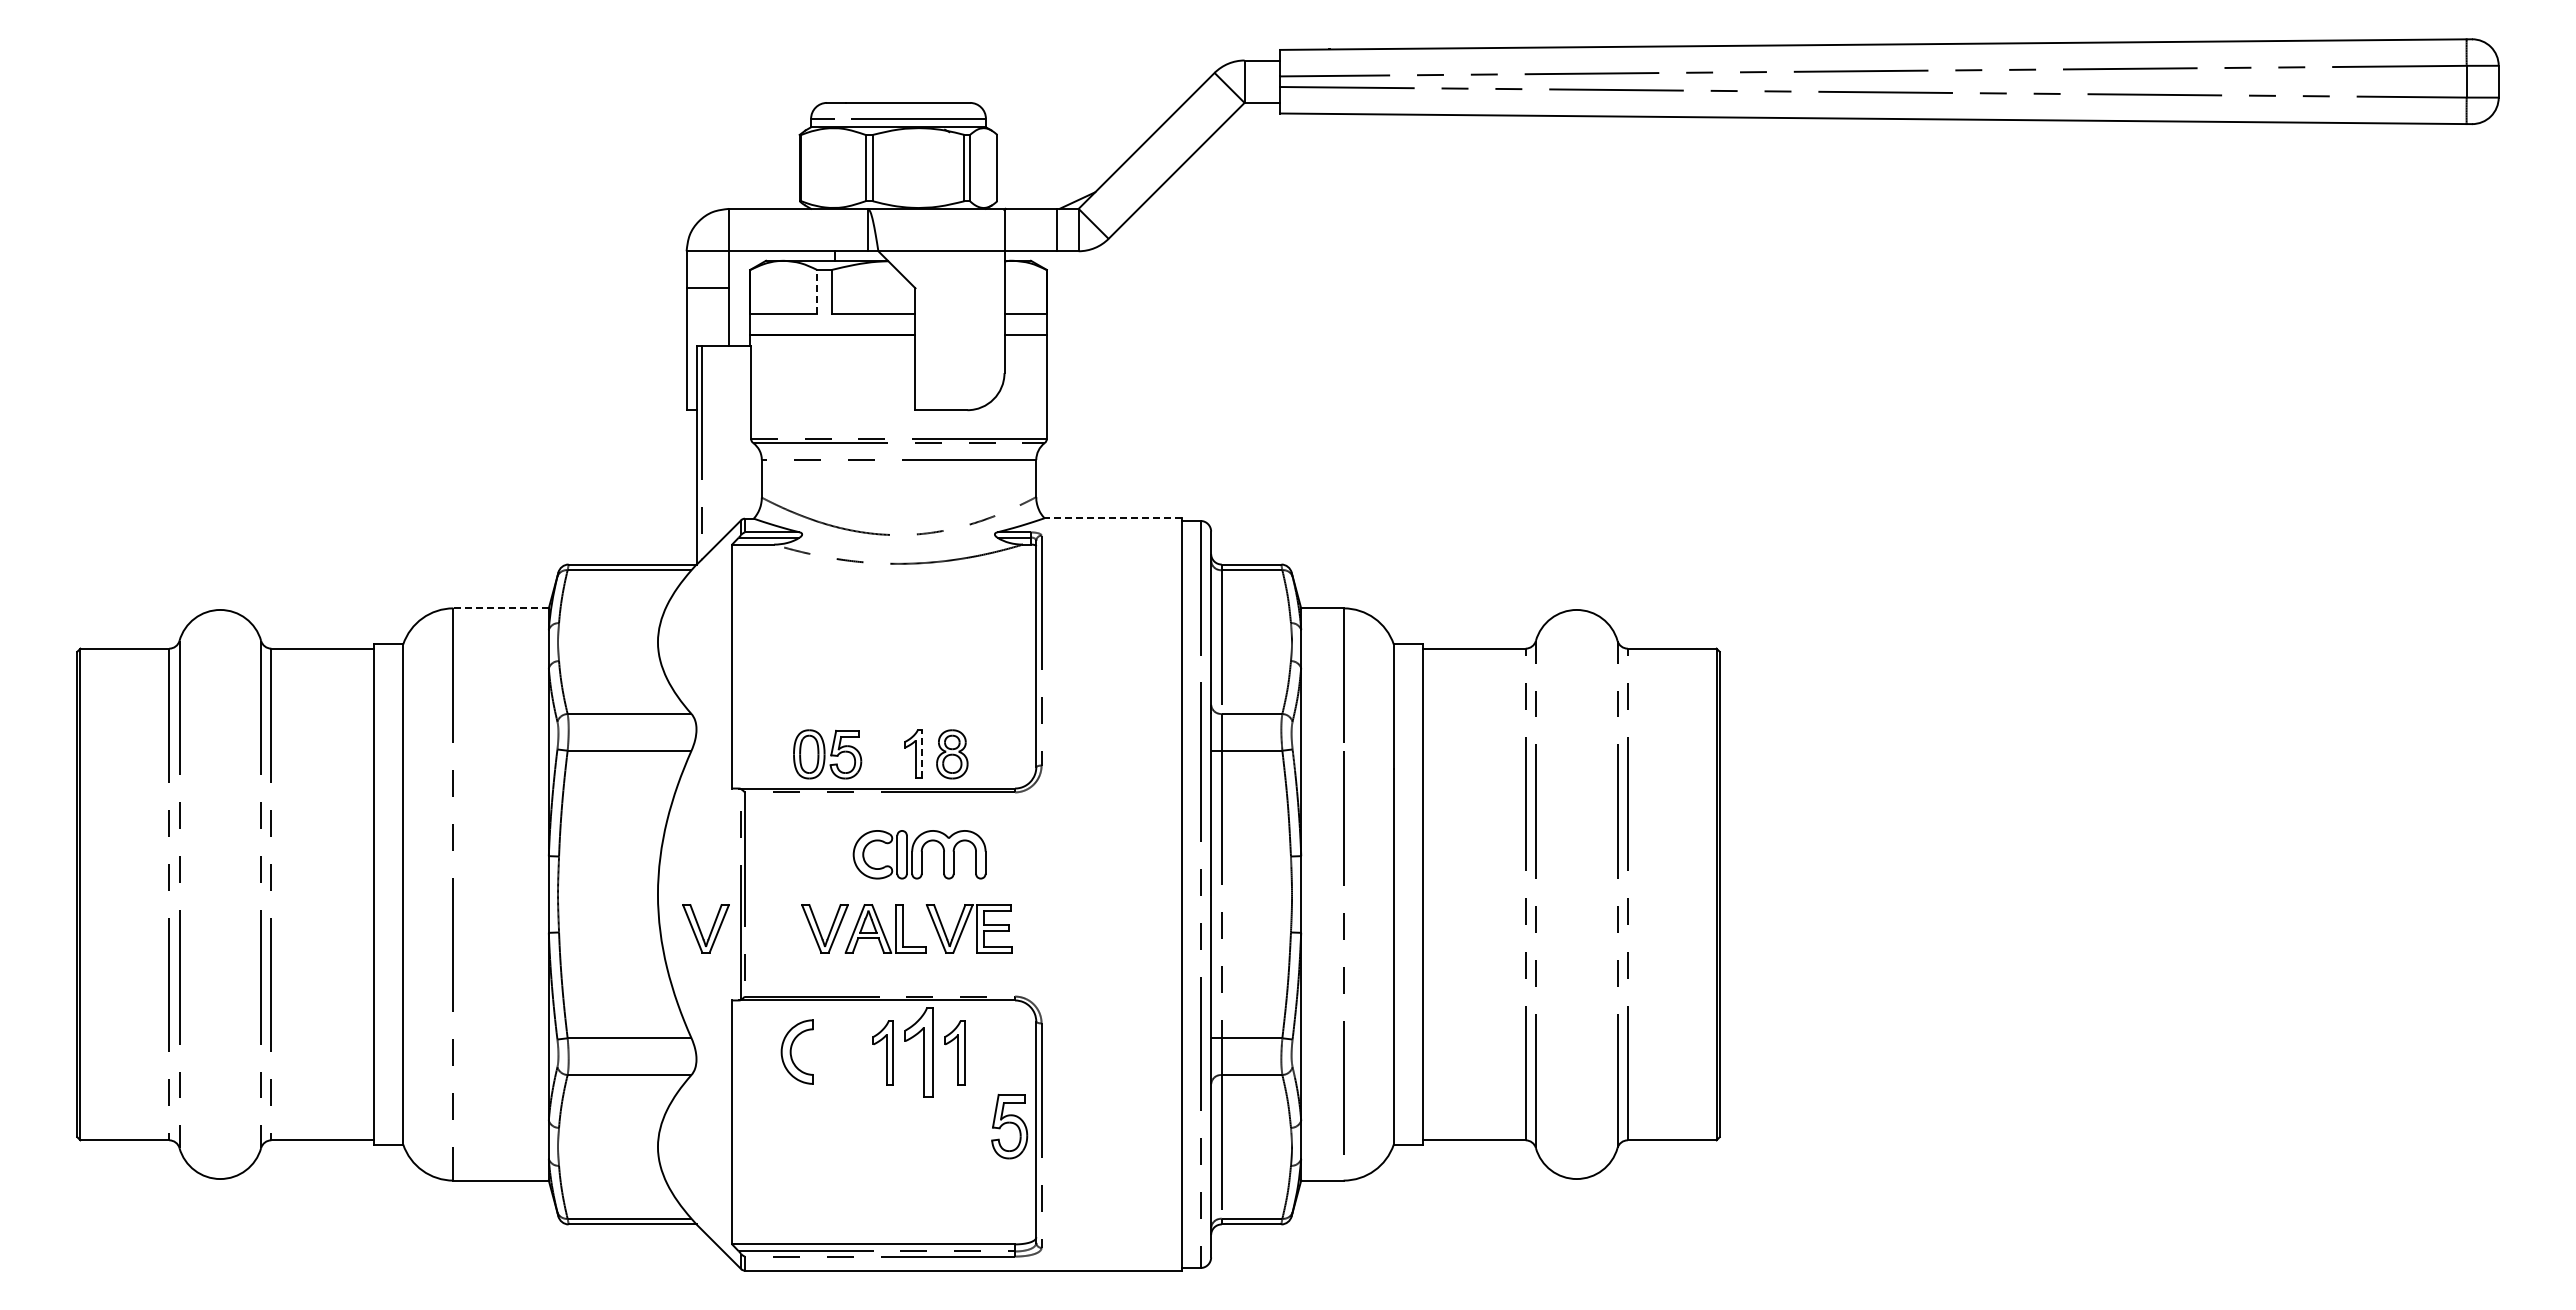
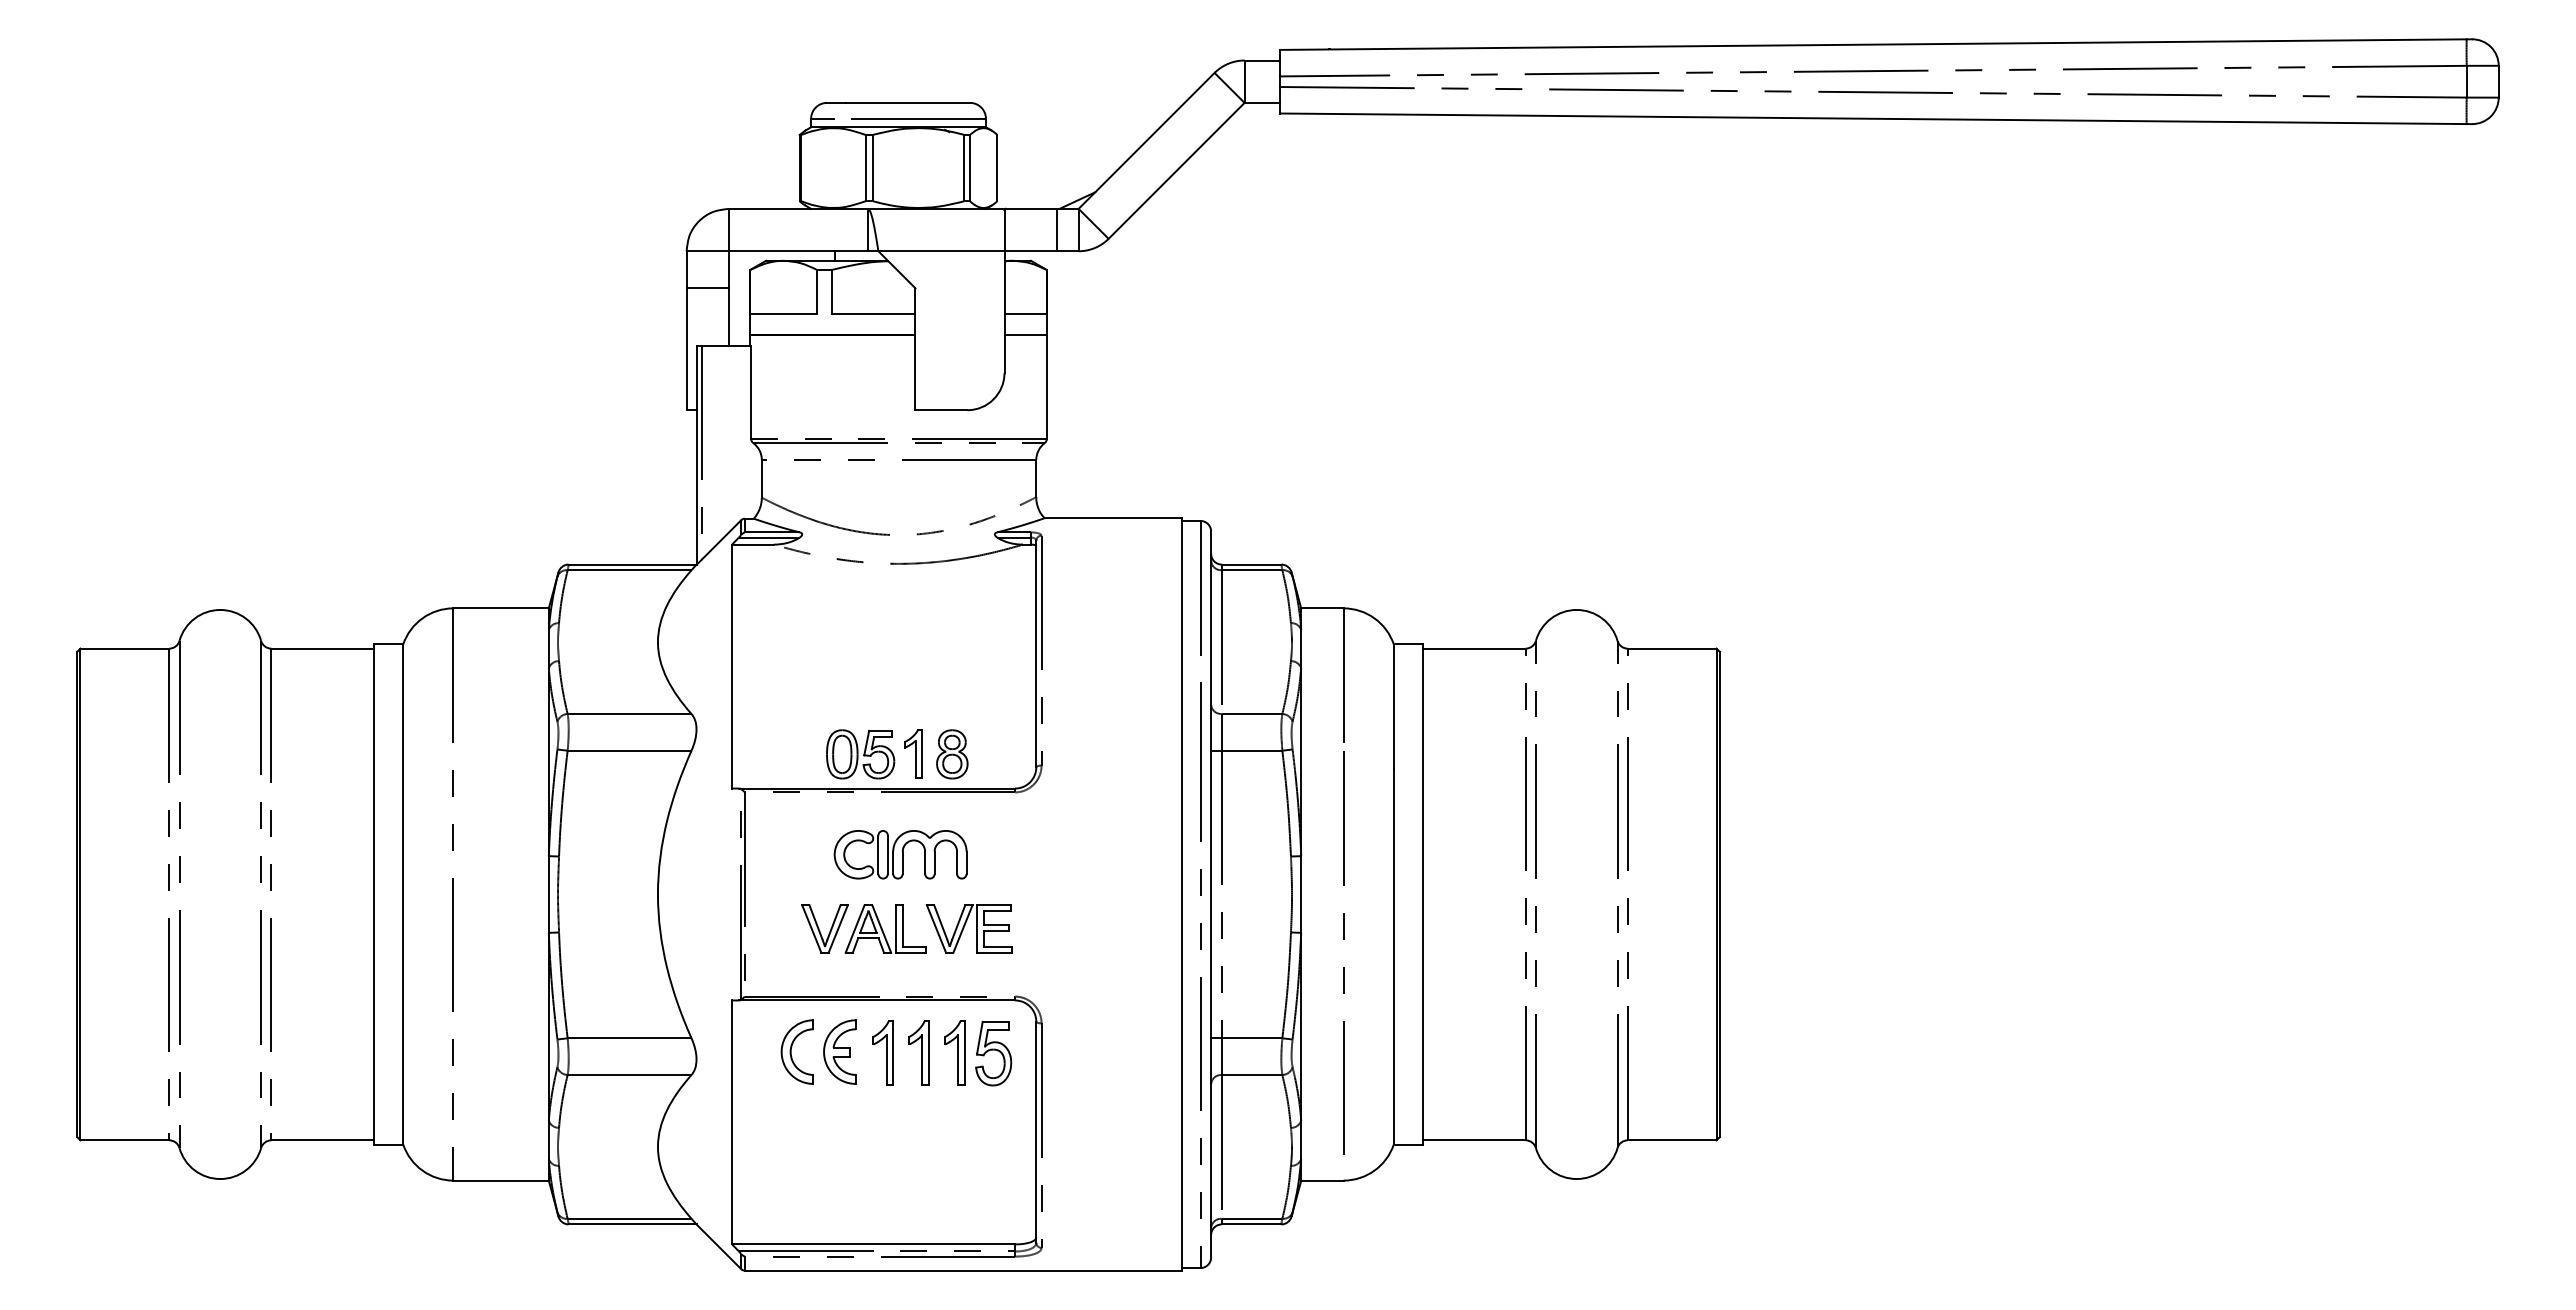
line: dashed -> solid (817, 291)
line: dashed -> solid (1113, 518)
line: dashed -> solid (501, 608)
part position: (827, 754) -> (860, 754) (860, 754)
line: dashed -> solid (921, 754)
part position: (919, 854) -> (900, 854) (900, 854)
part: present -> none (705, 928)
part: none -> present (839, 1051)
part size: 30x91 px -> 22x66 px (918, 1052)
part position: (1009, 1126) -> (993, 1053) (993, 1053)
